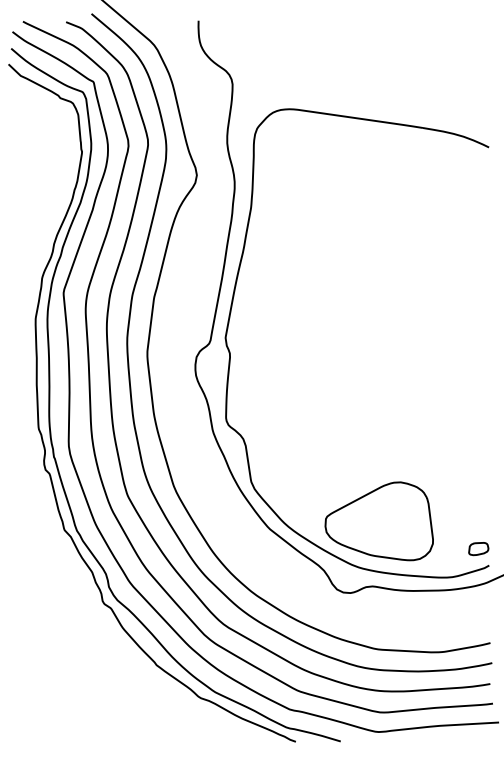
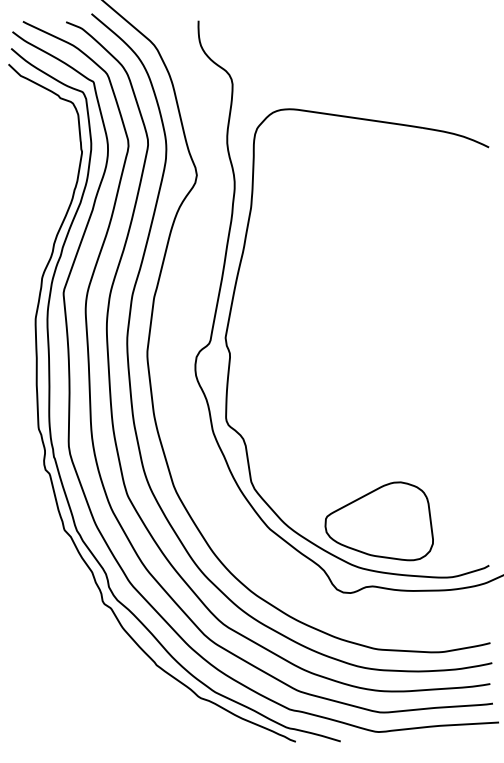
part: present -> none (478, 549)
